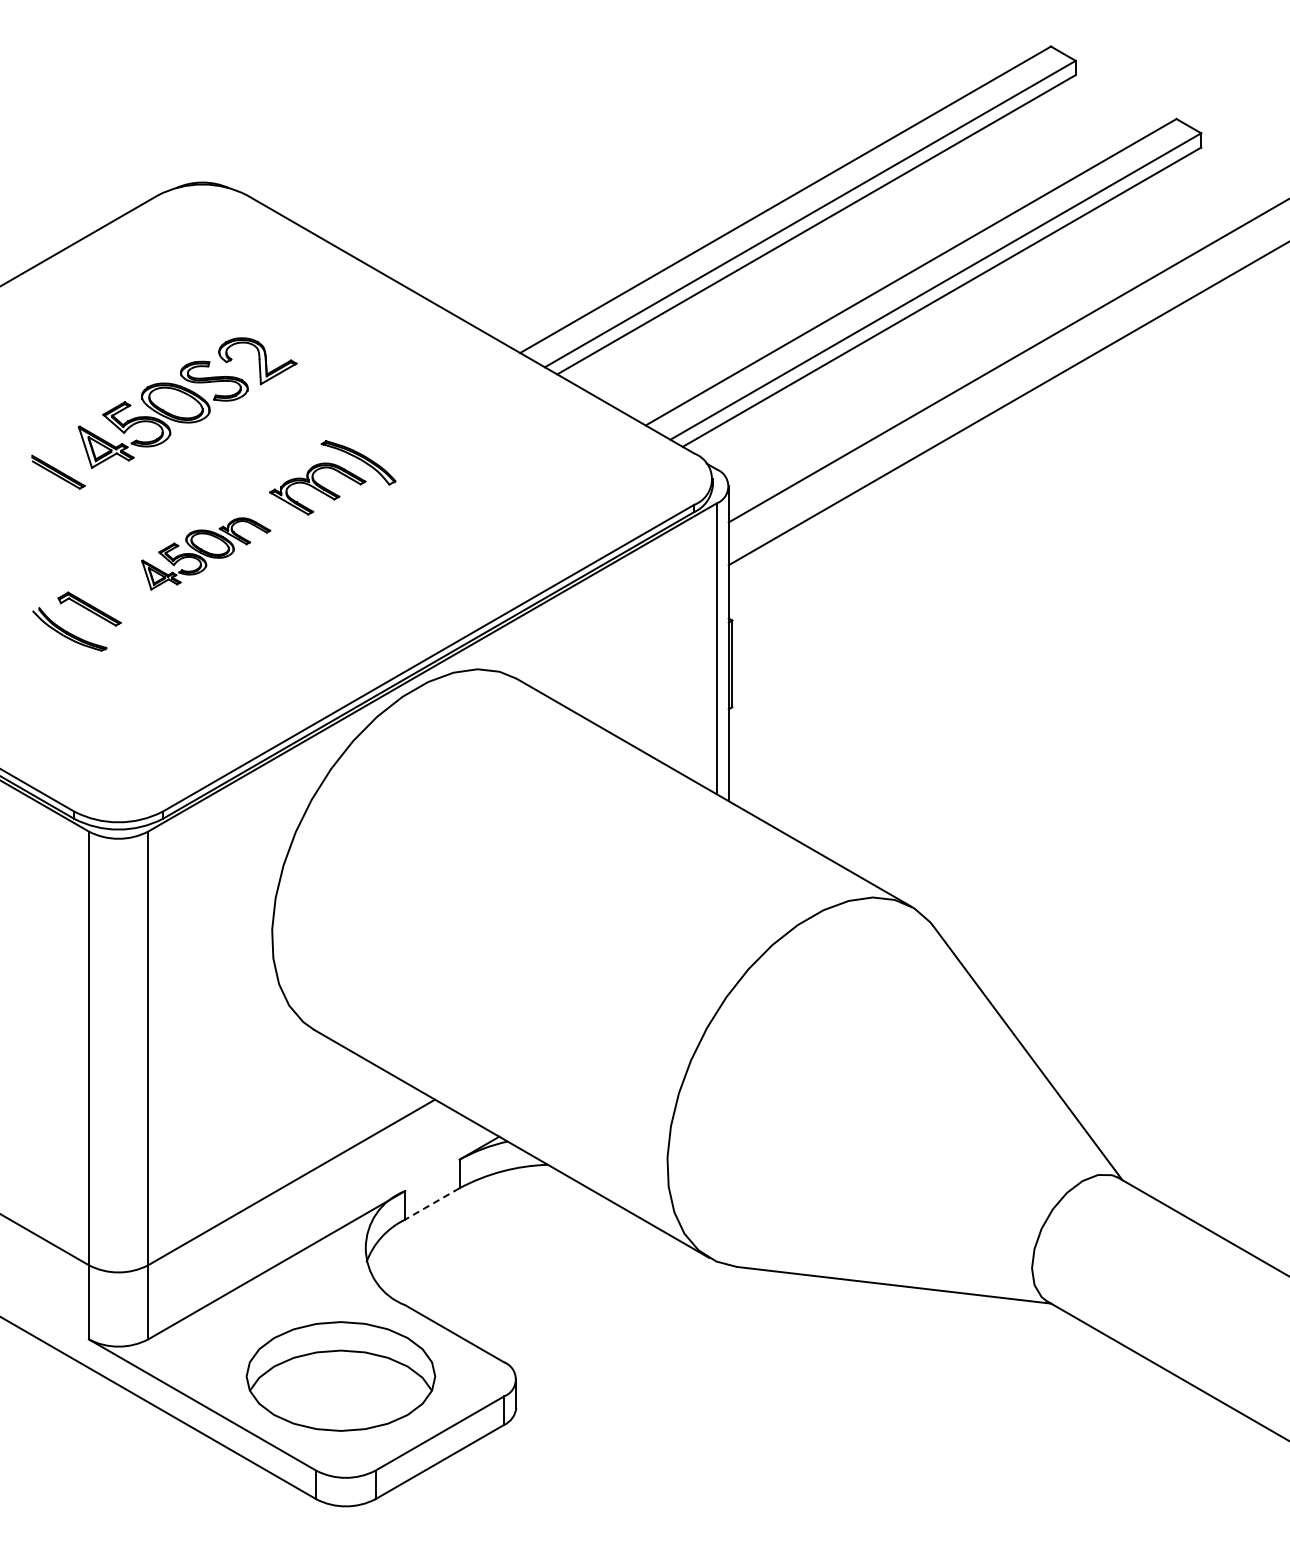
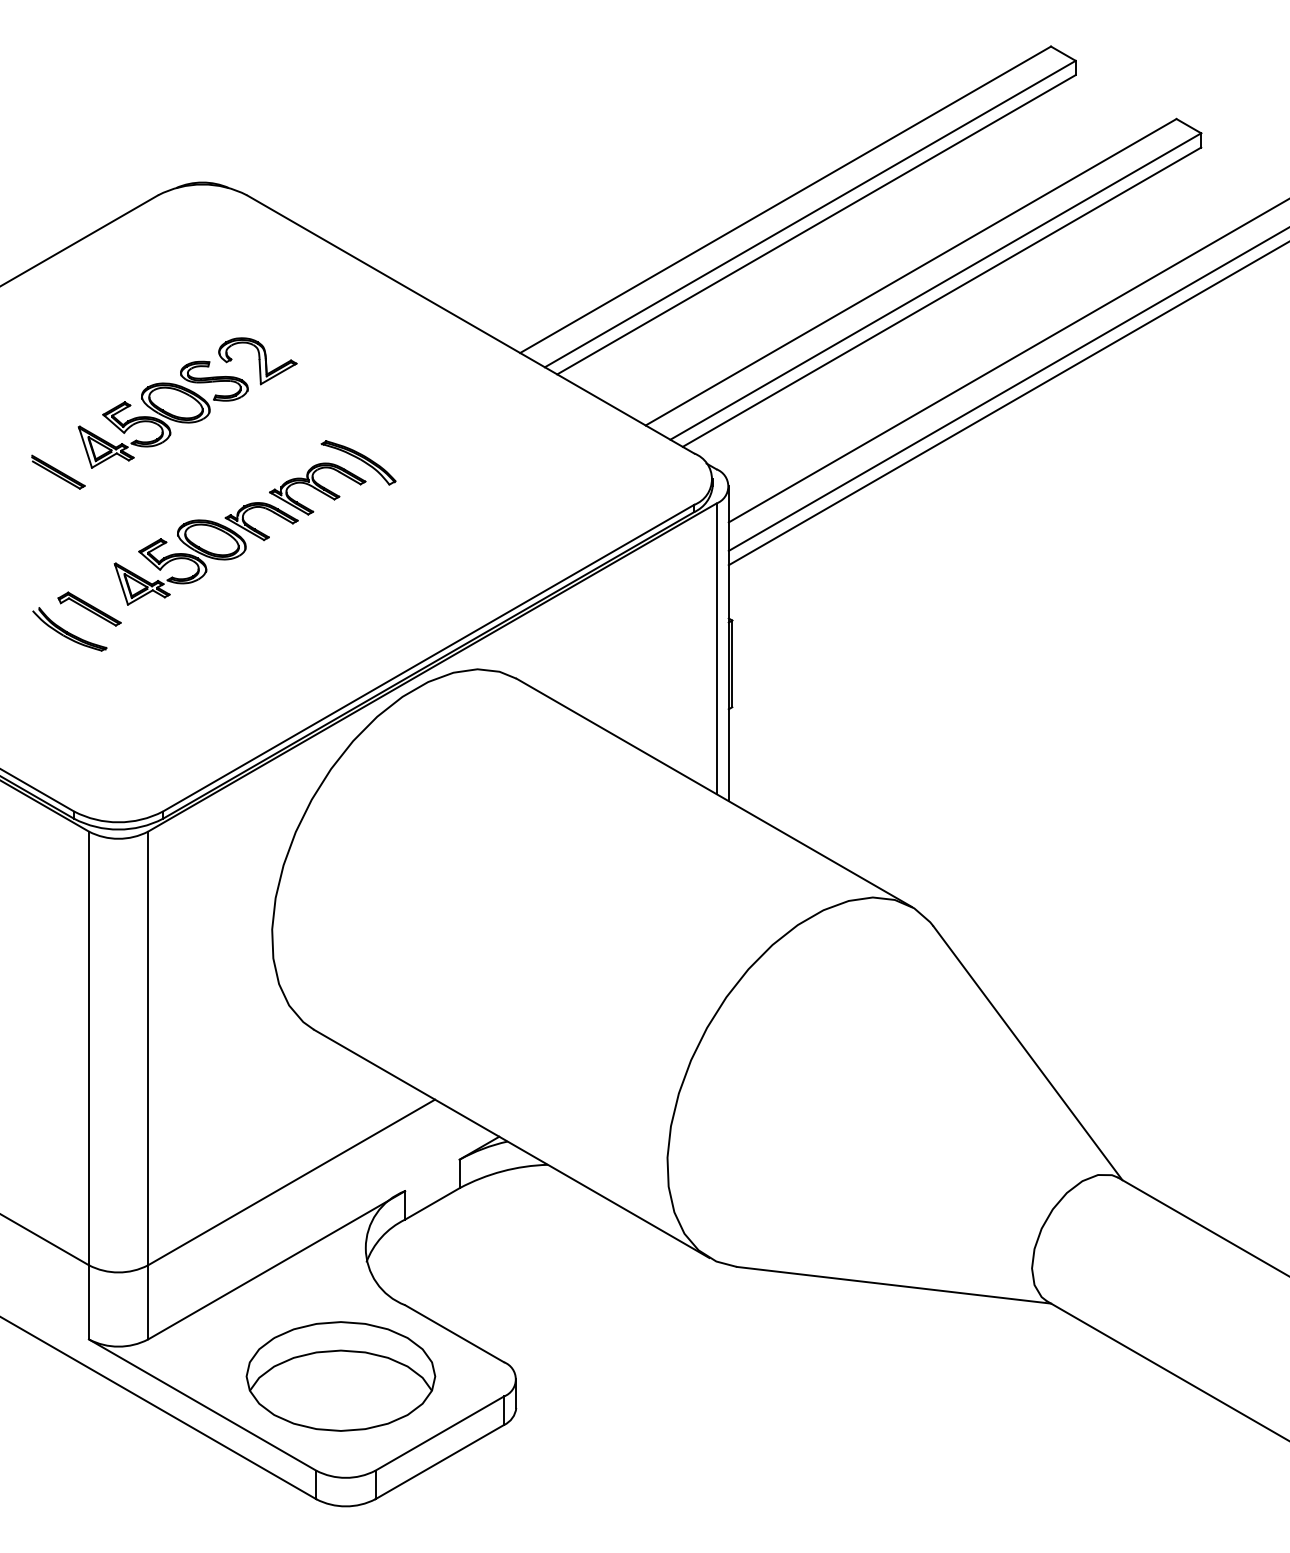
line: none -> present (1007, 389)
part size: 131x74 px -> 186x104 px (205, 553)
line: dashed -> solid (431, 1204)
